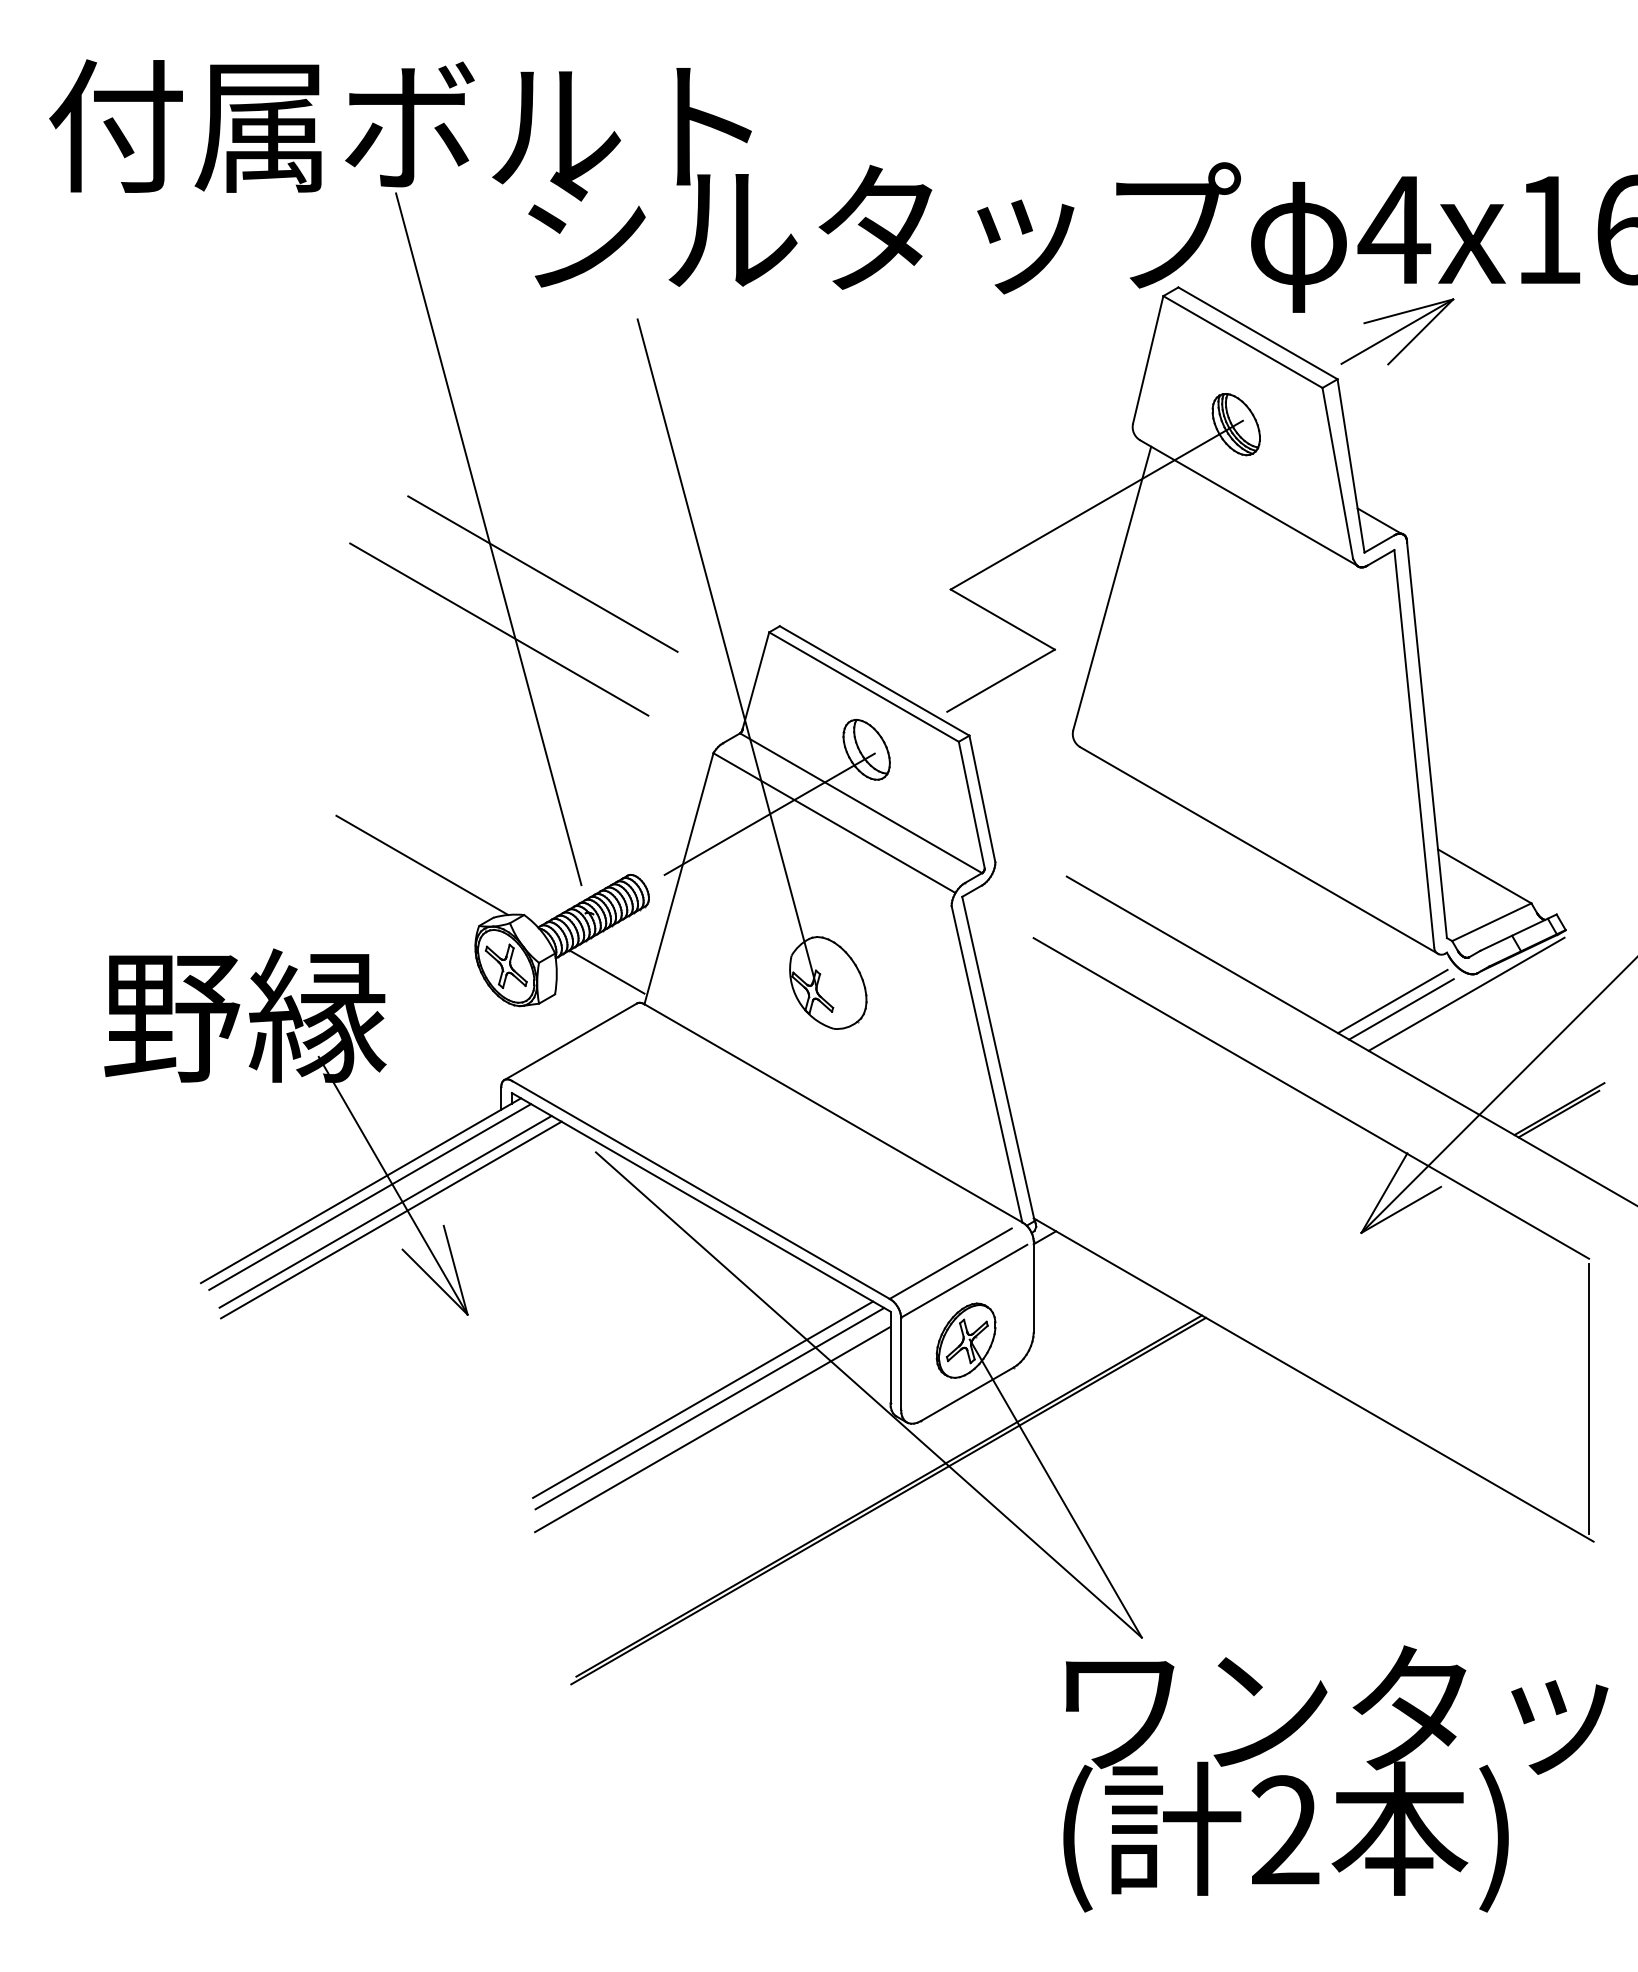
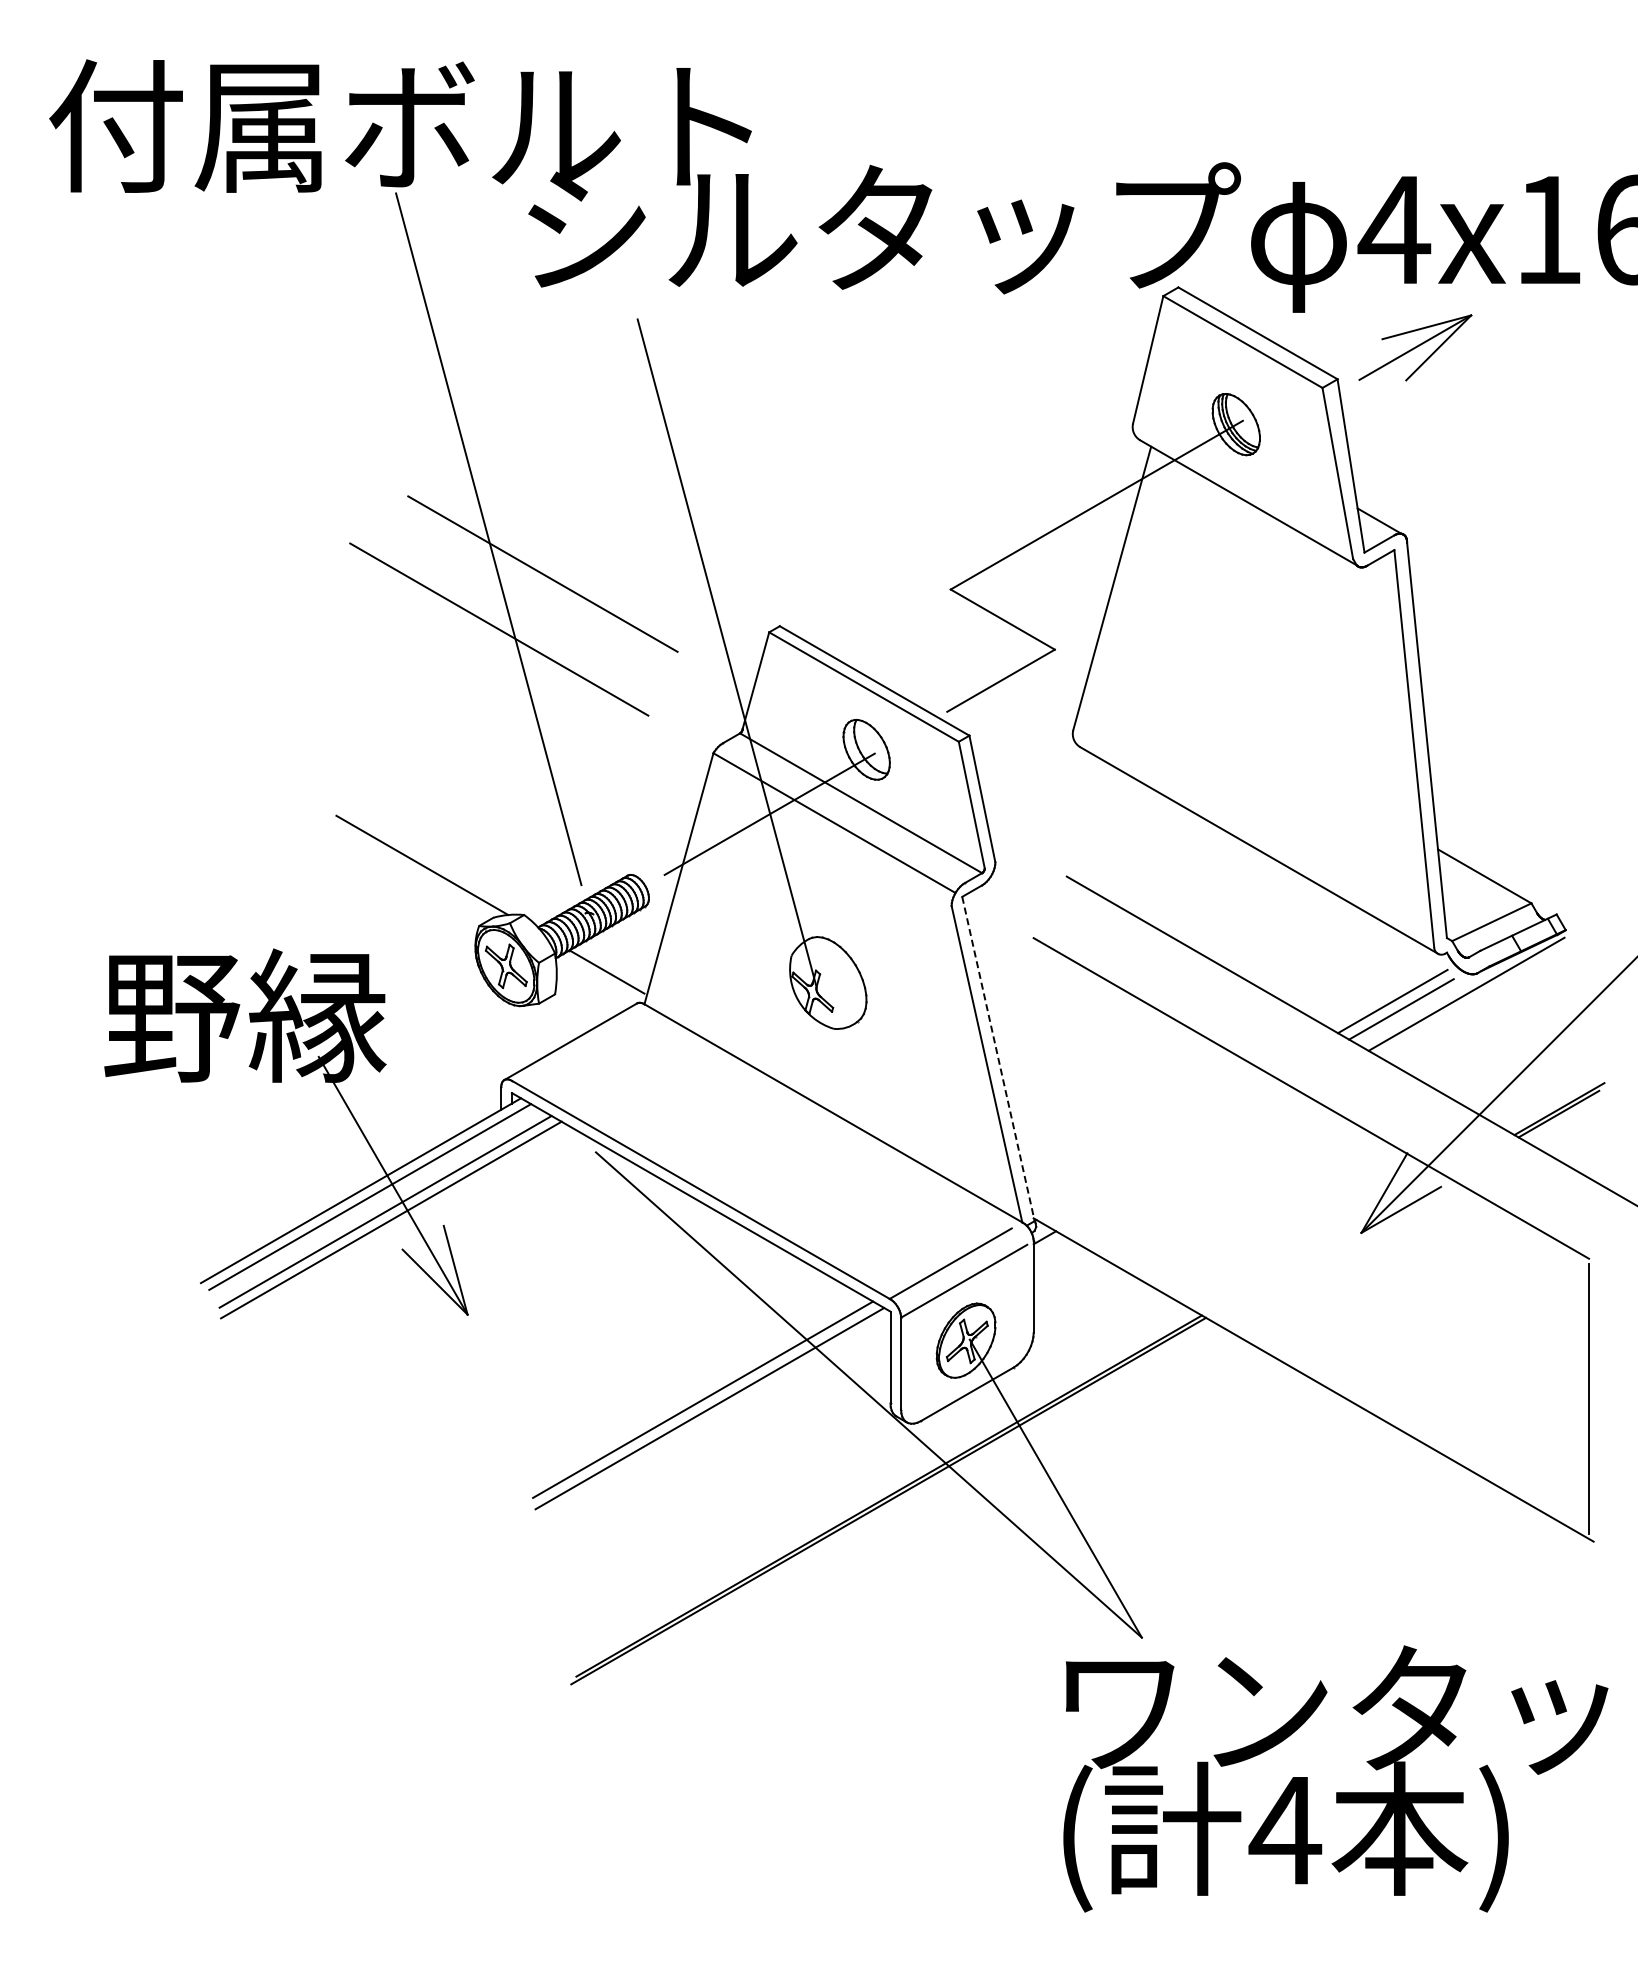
part position: (1397, 331) -> (1415, 347) (1415, 347)
line: solid -> dashed (998, 1058)
line: present -> none (712, 1429)
text: 2 -> 4 (1285, 1829)
